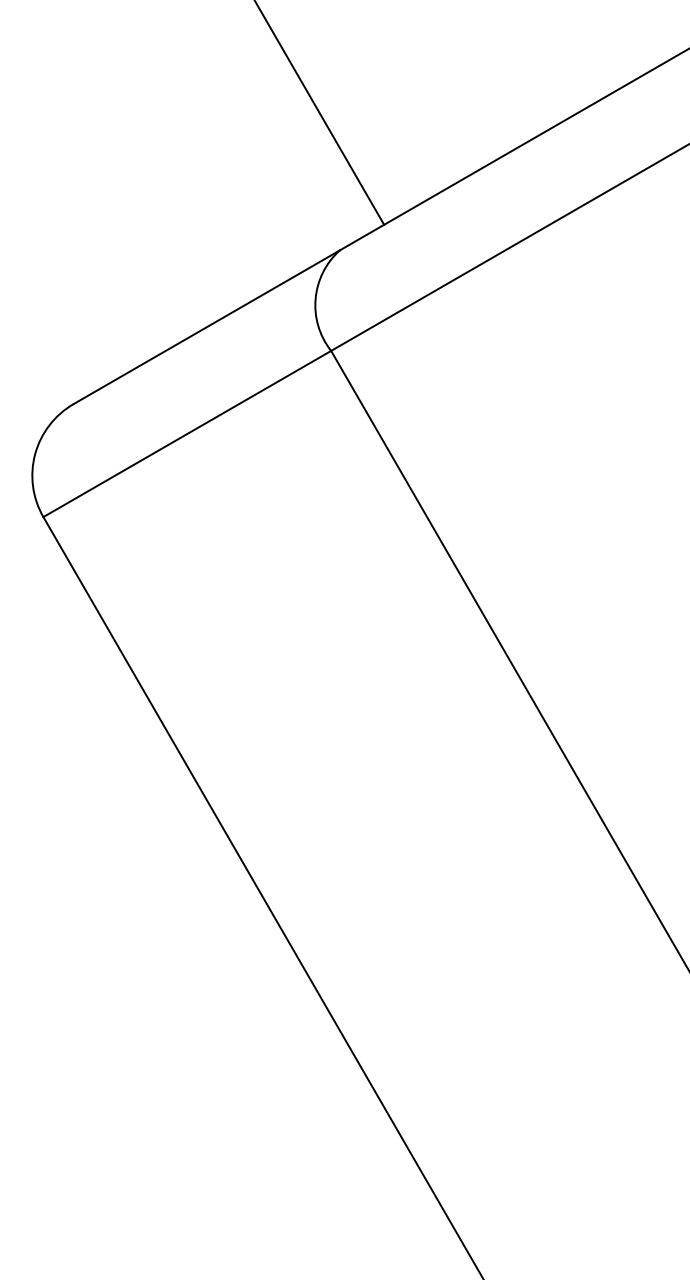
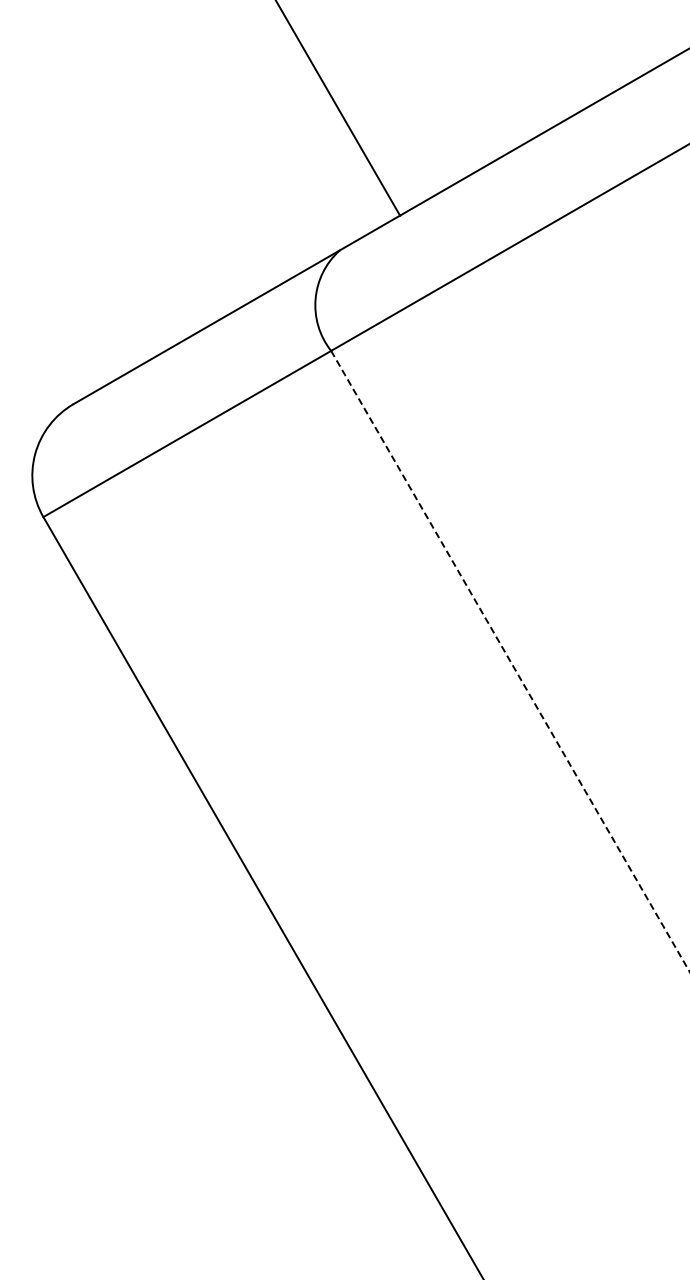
line position: (319, 113) -> (338, 108) (338, 108)
line: solid -> dashed (510, 661)
